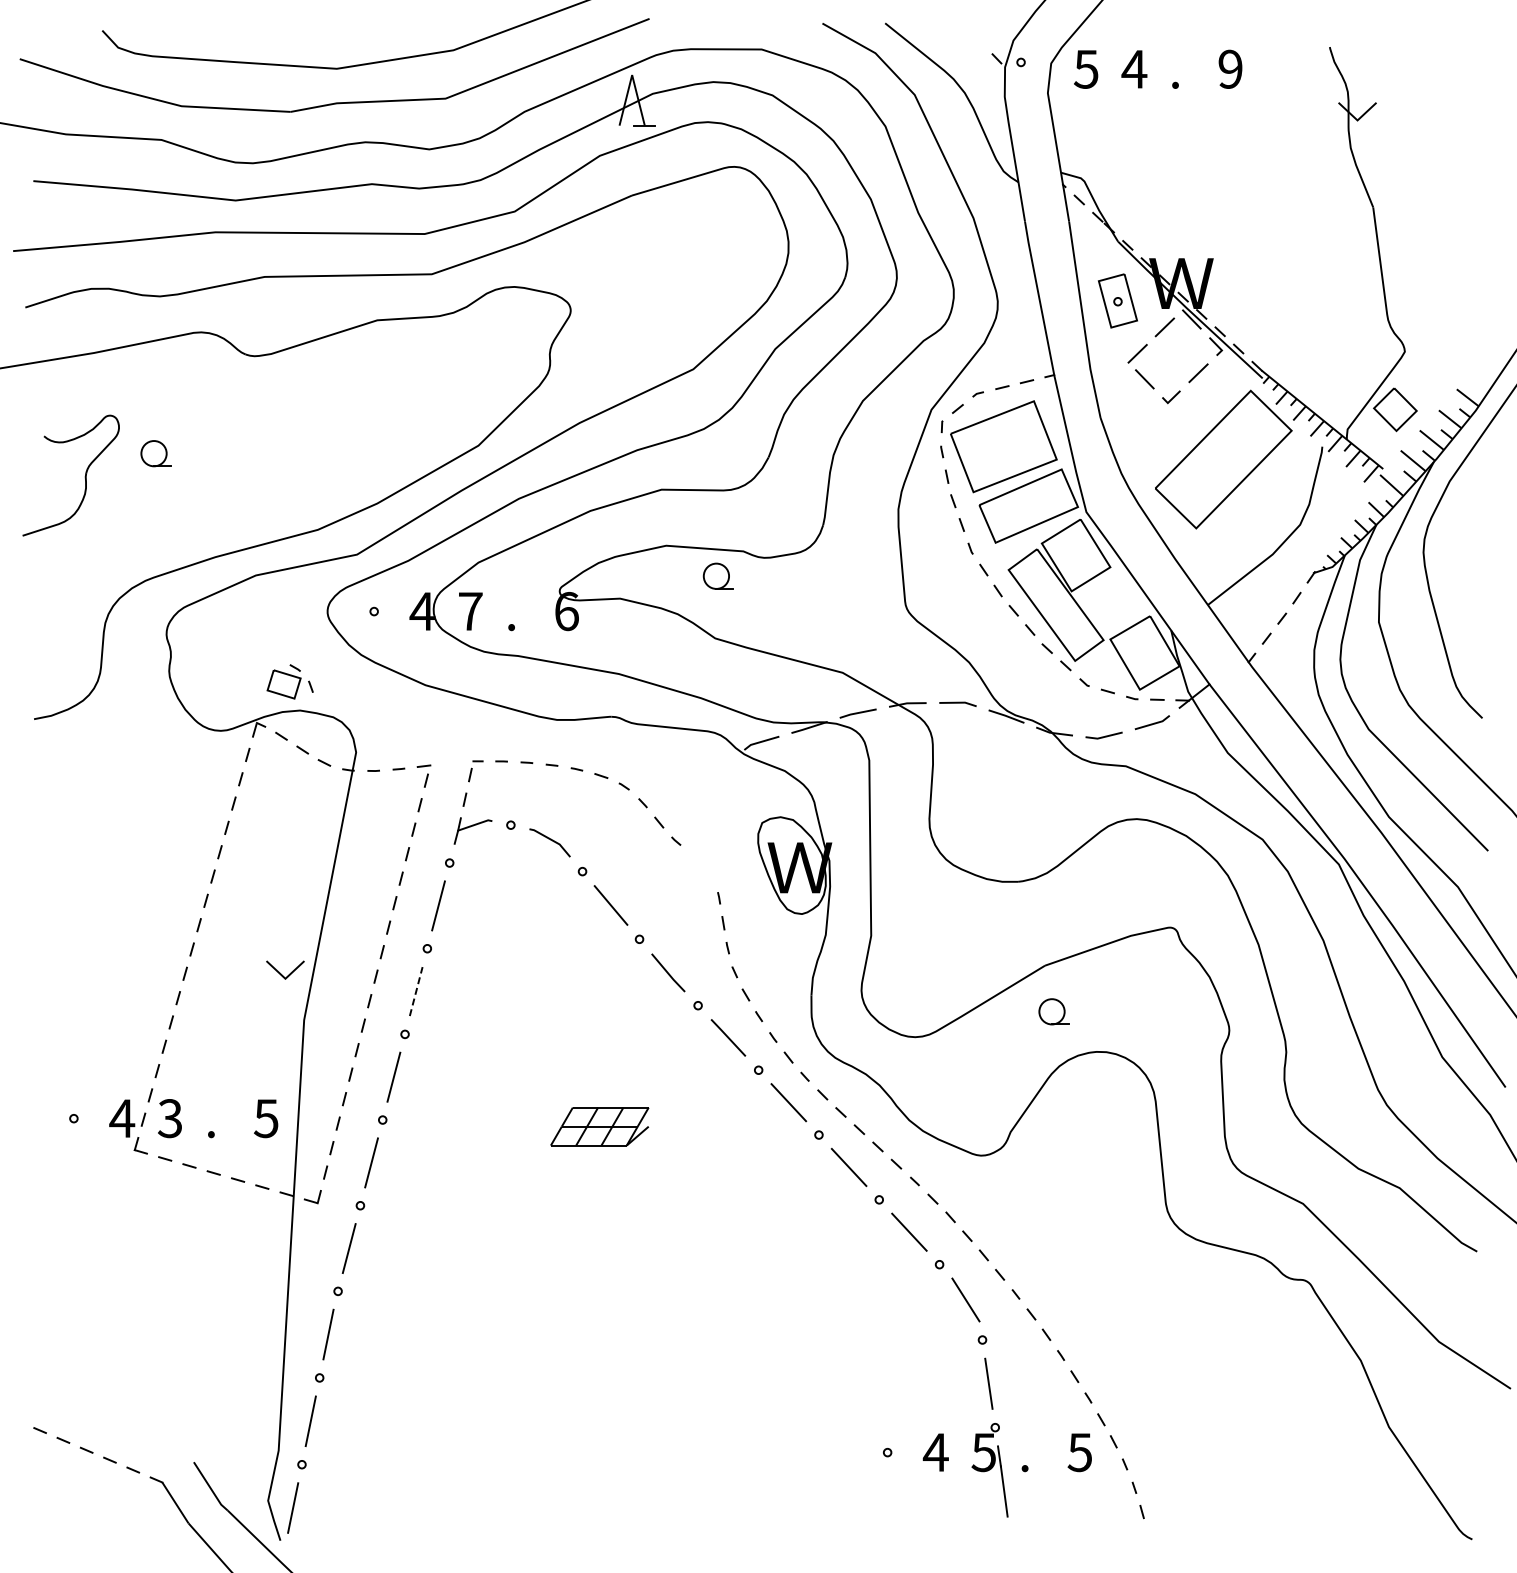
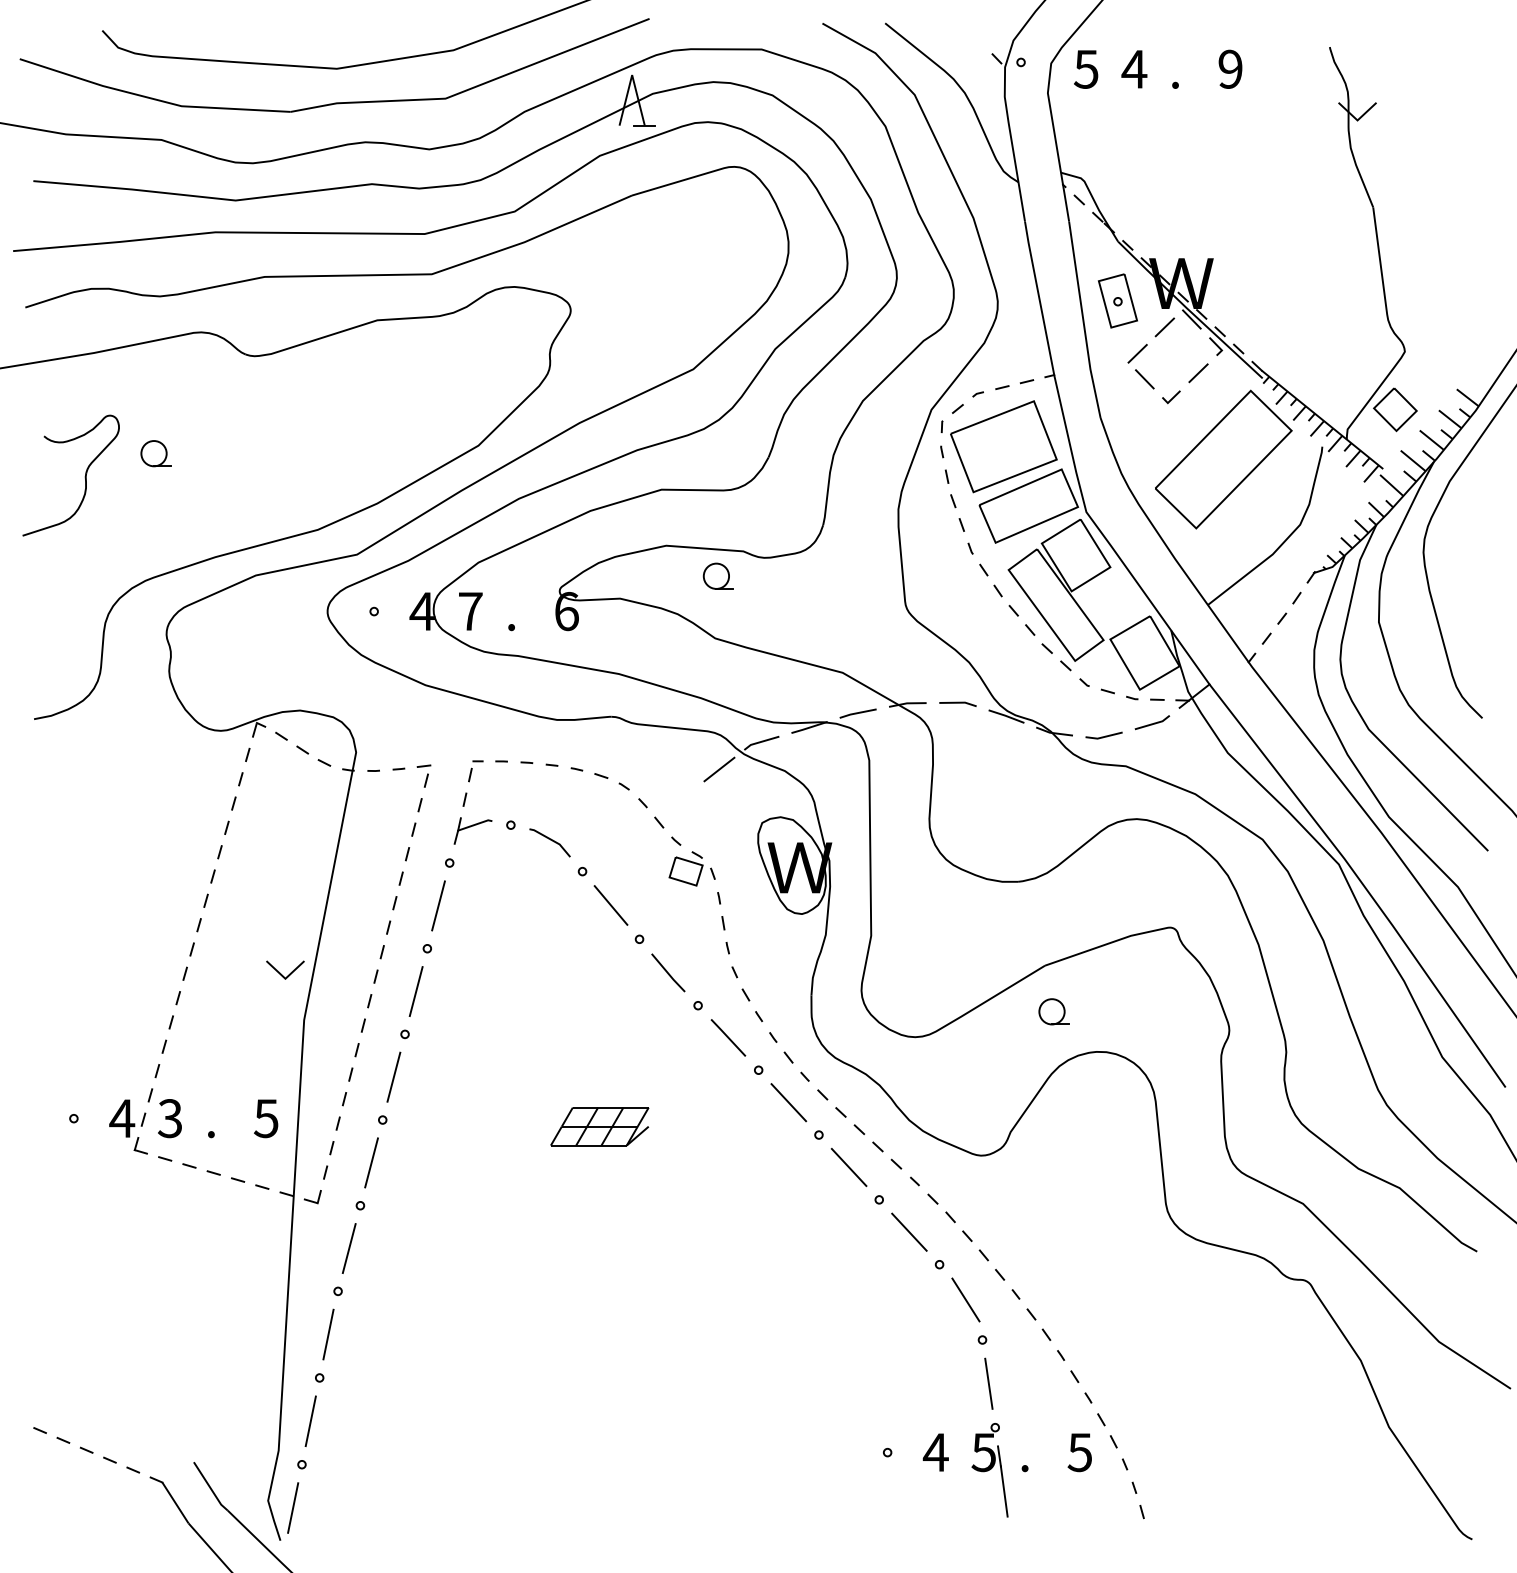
part position: (289, 681) -> (691, 868) (691, 868)
line: none -> present (719, 769)
line: dashed -> solid (416, 991)
